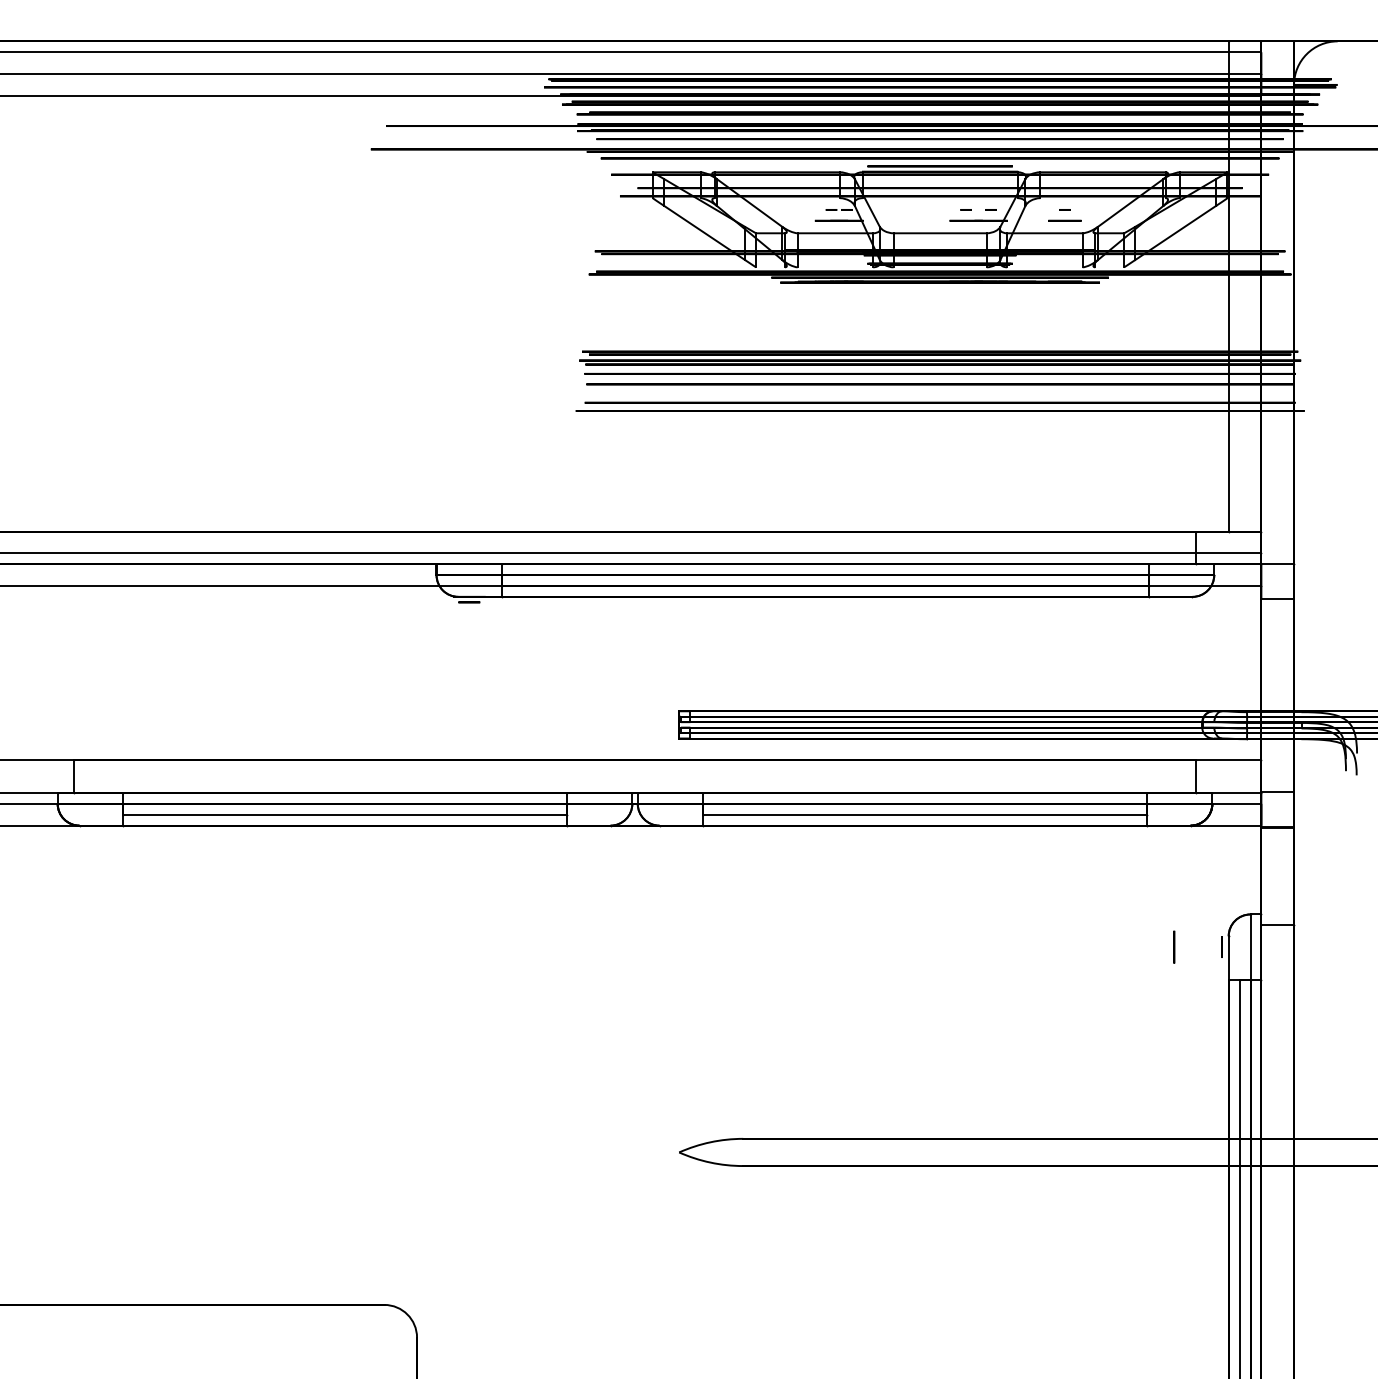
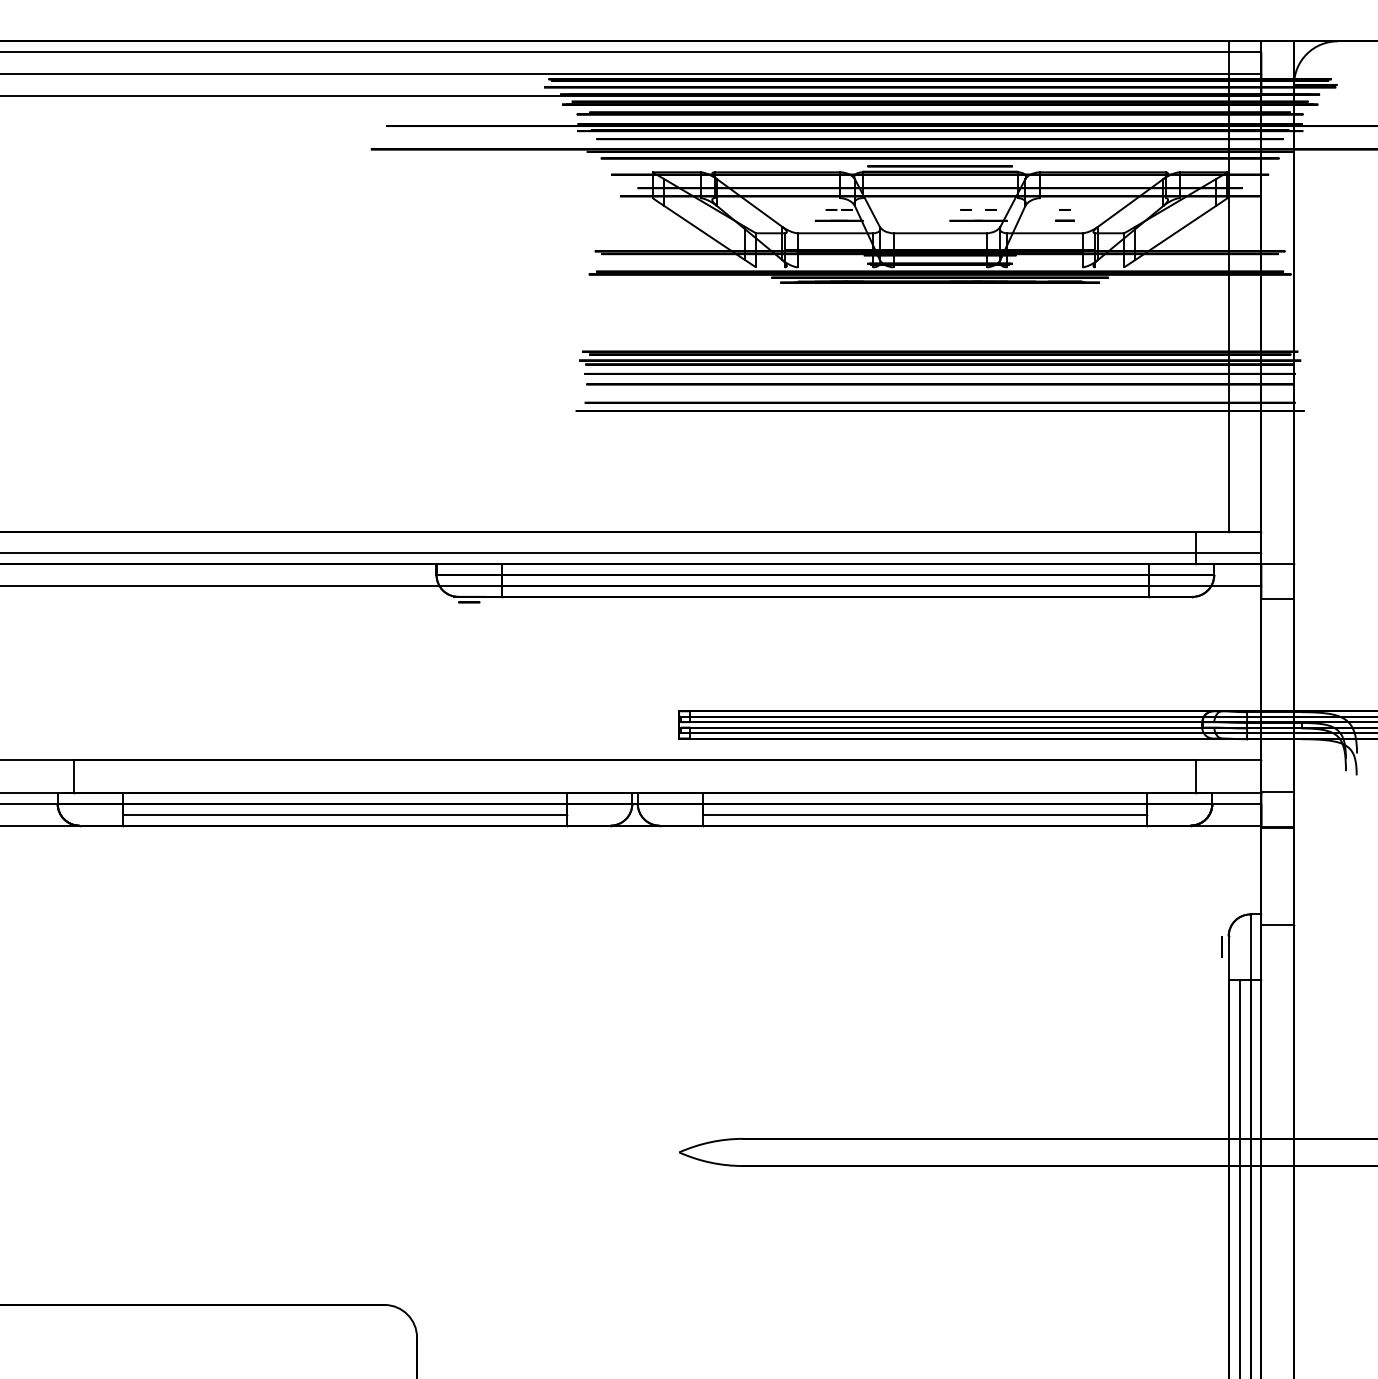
circle size: 34x3 px -> 20x3 px (1064, 220)
circle: present -> none (1174, 946)
